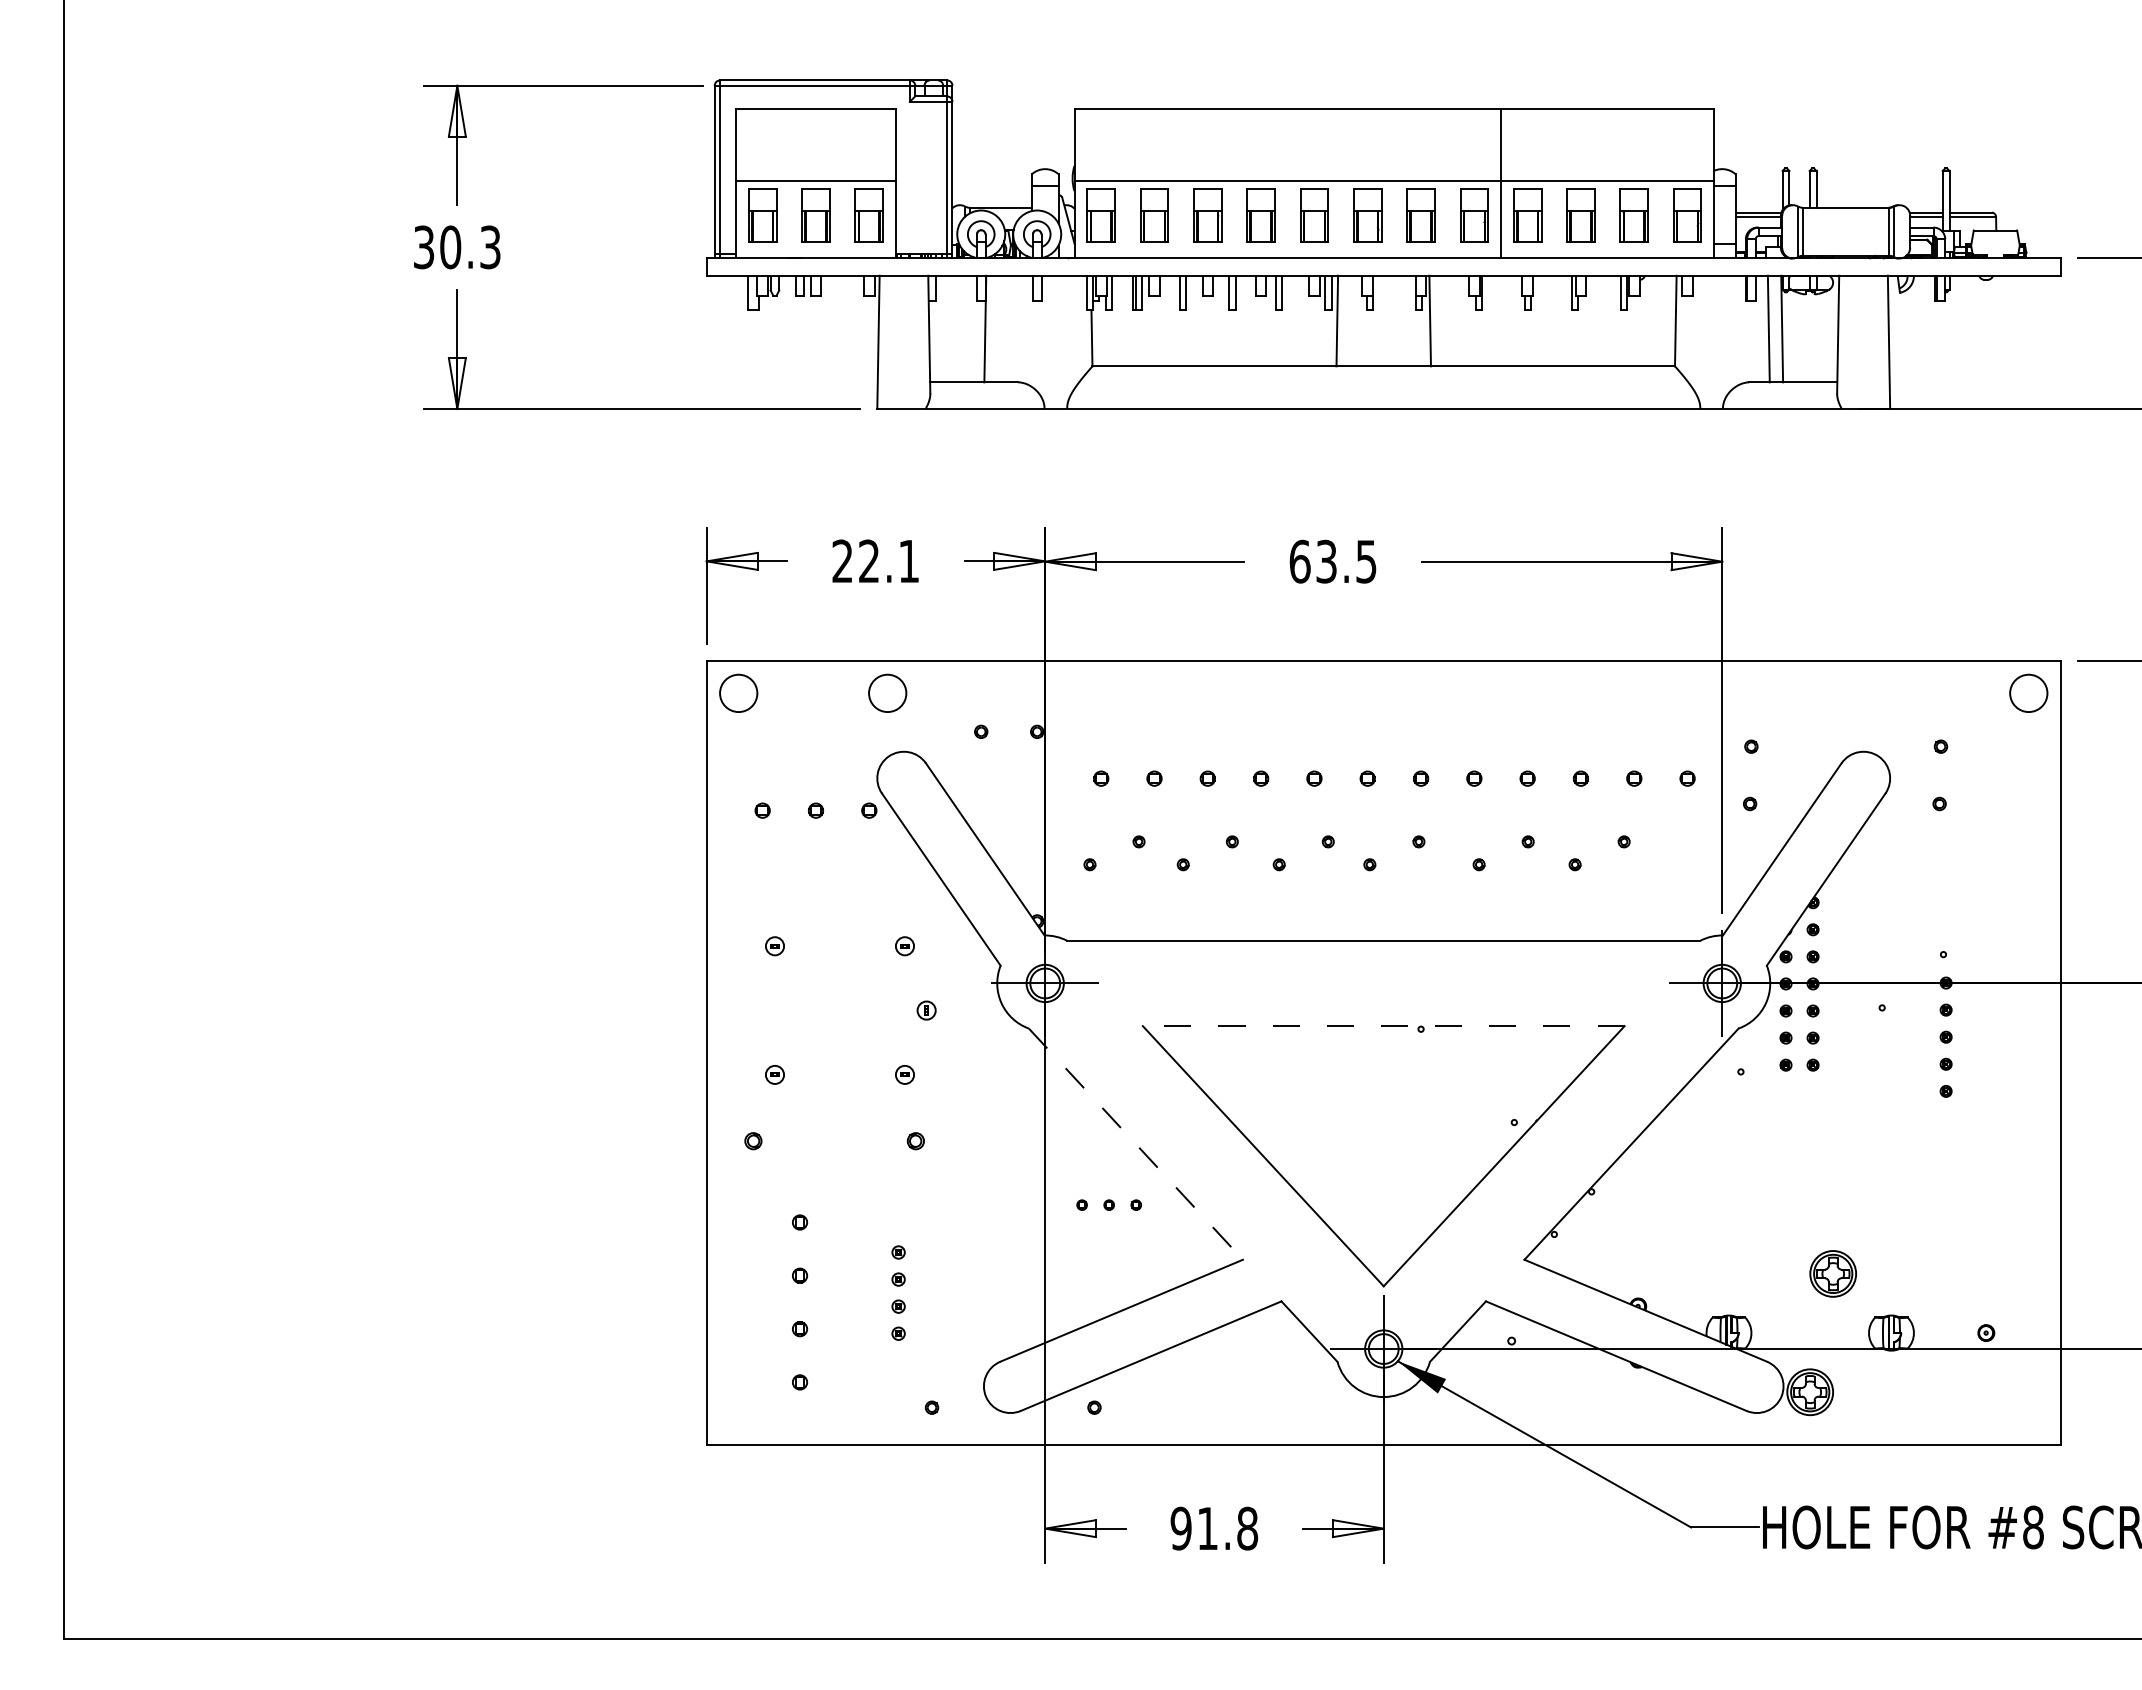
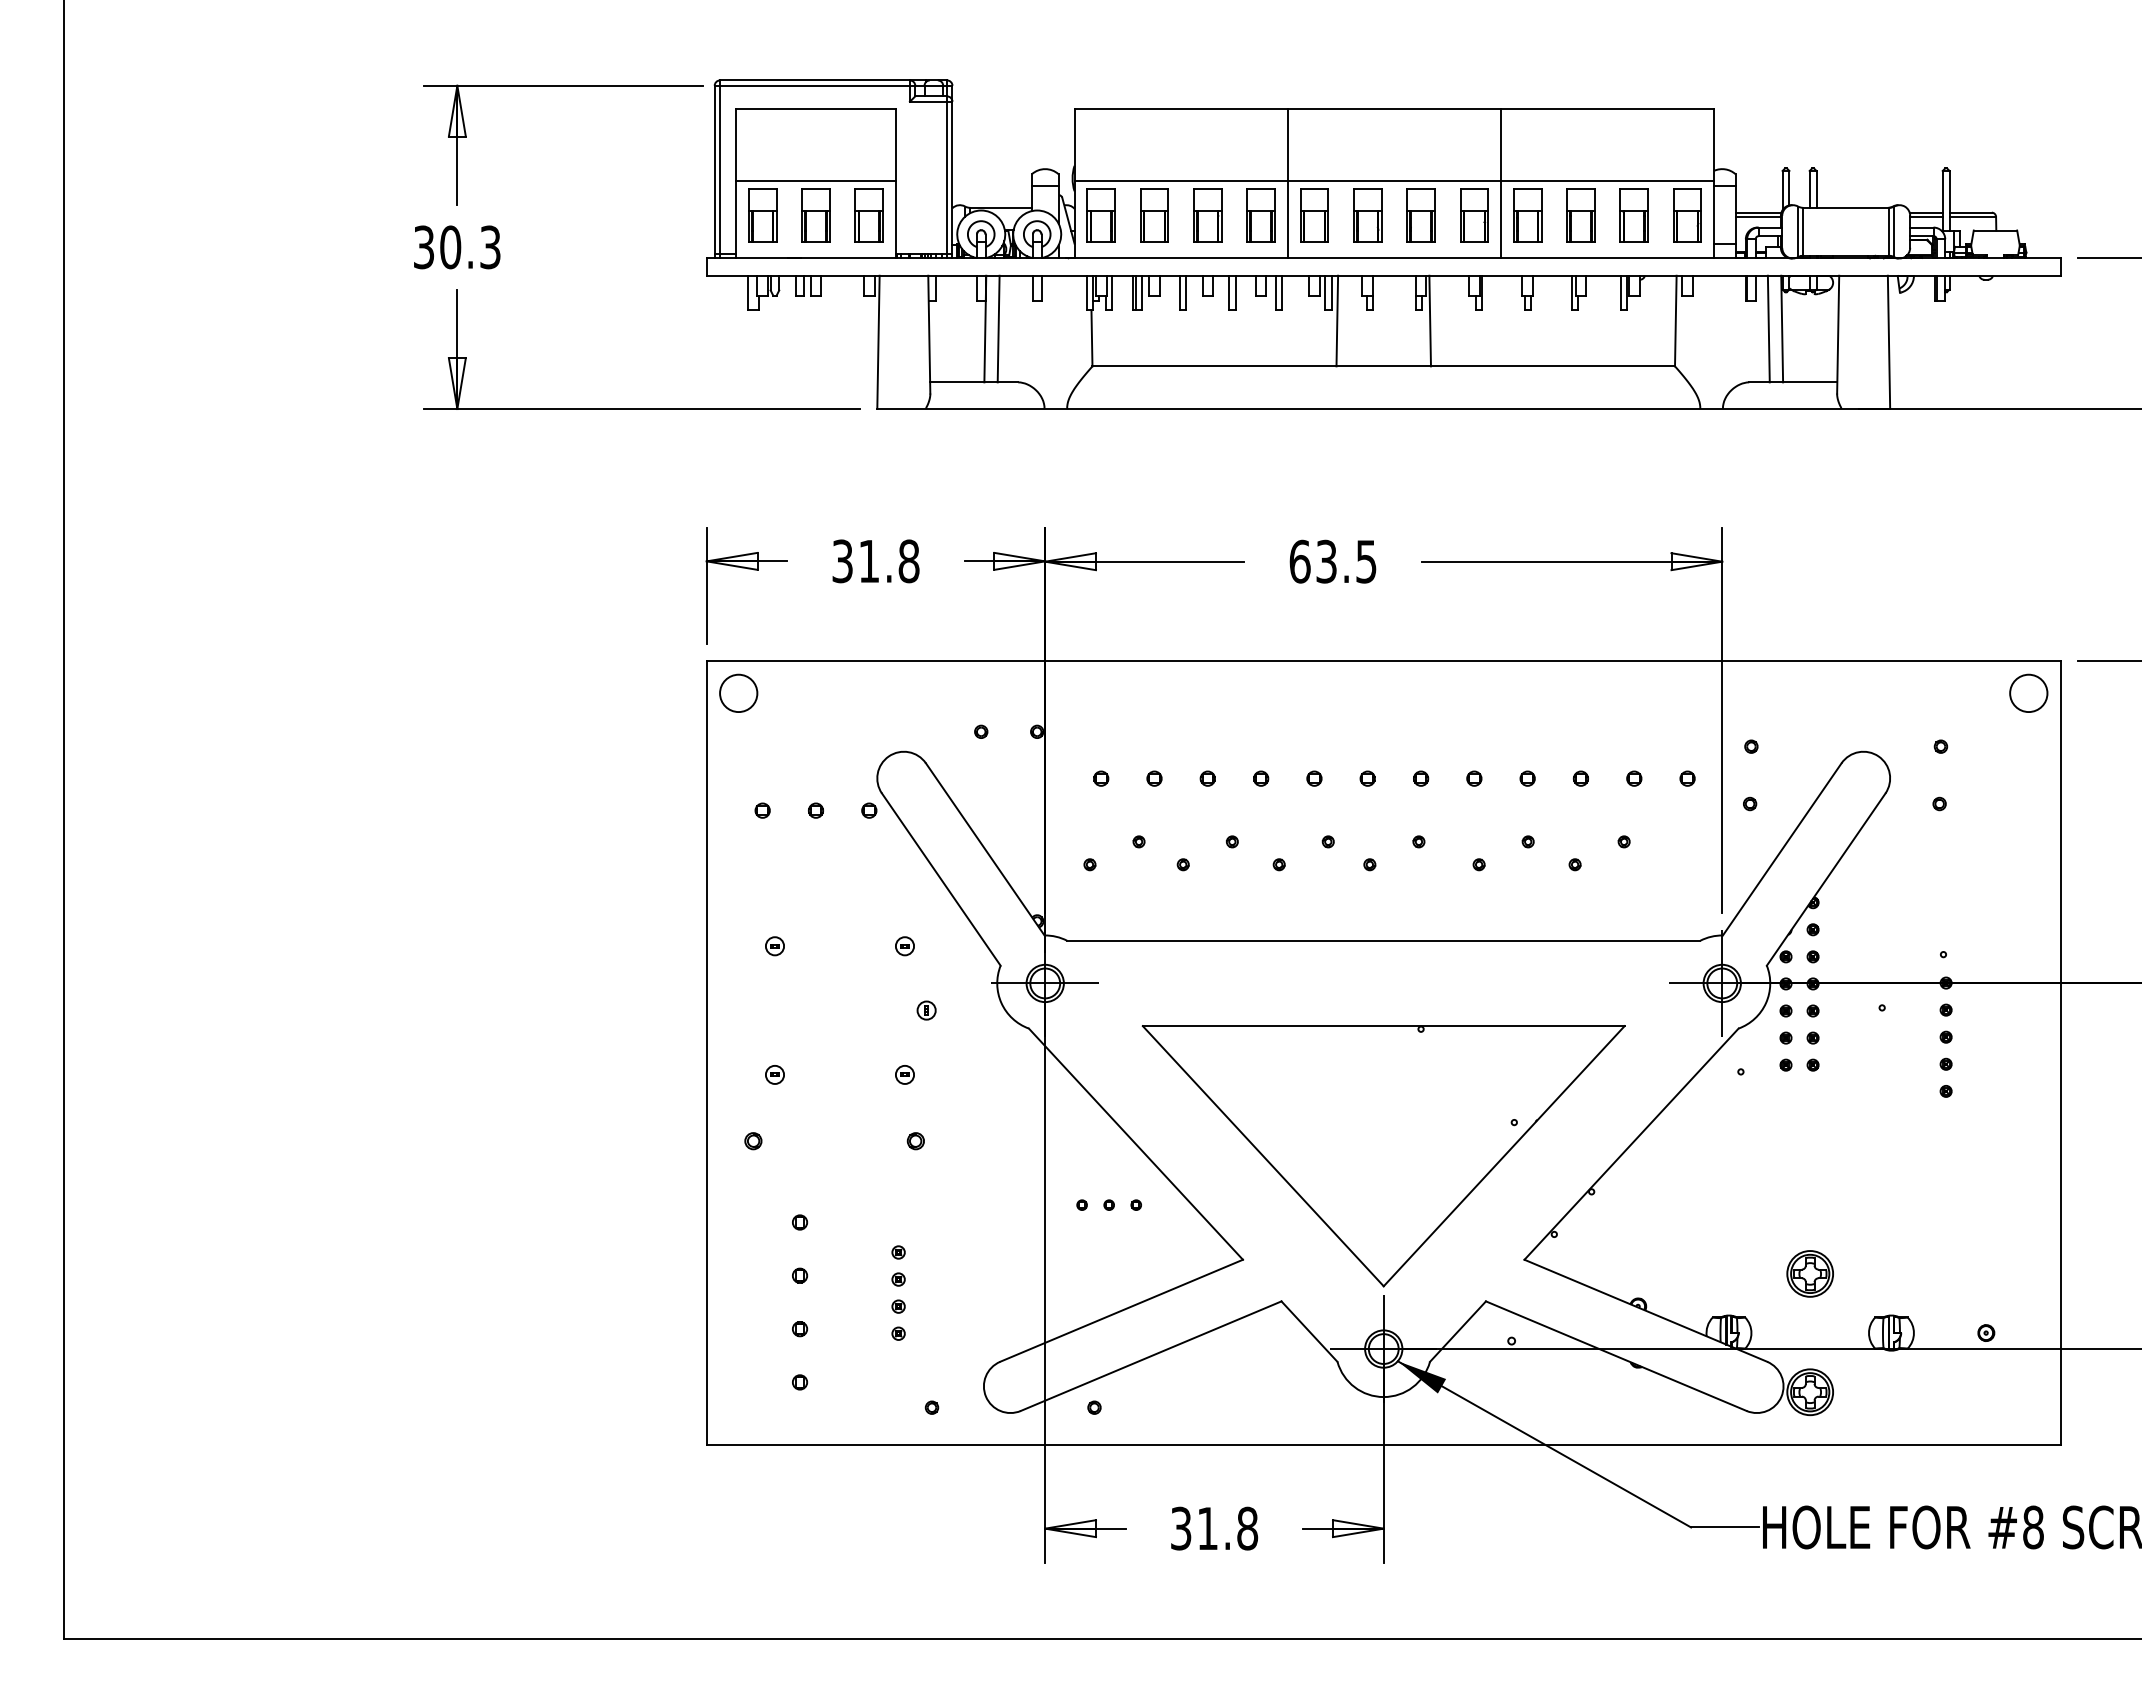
line: none -> present (1287, 183)
line: none -> present (998, 328)
text: 22.1 -> 31.8 (875, 561)
circle: present -> none (887, 692)
line: dashed -> solid (1383, 1026)
line: dashed -> solid (1135, 1144)
part position: (1832, 1273) -> (1809, 1273) (1809, 1273)
text: 91.8 -> 31.8 (1180, 1528)
